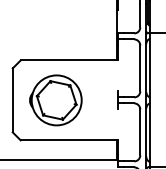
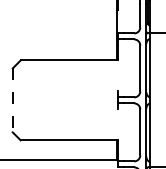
line: solid -> dashed (12, 100)
part: present -> none (55, 100)
